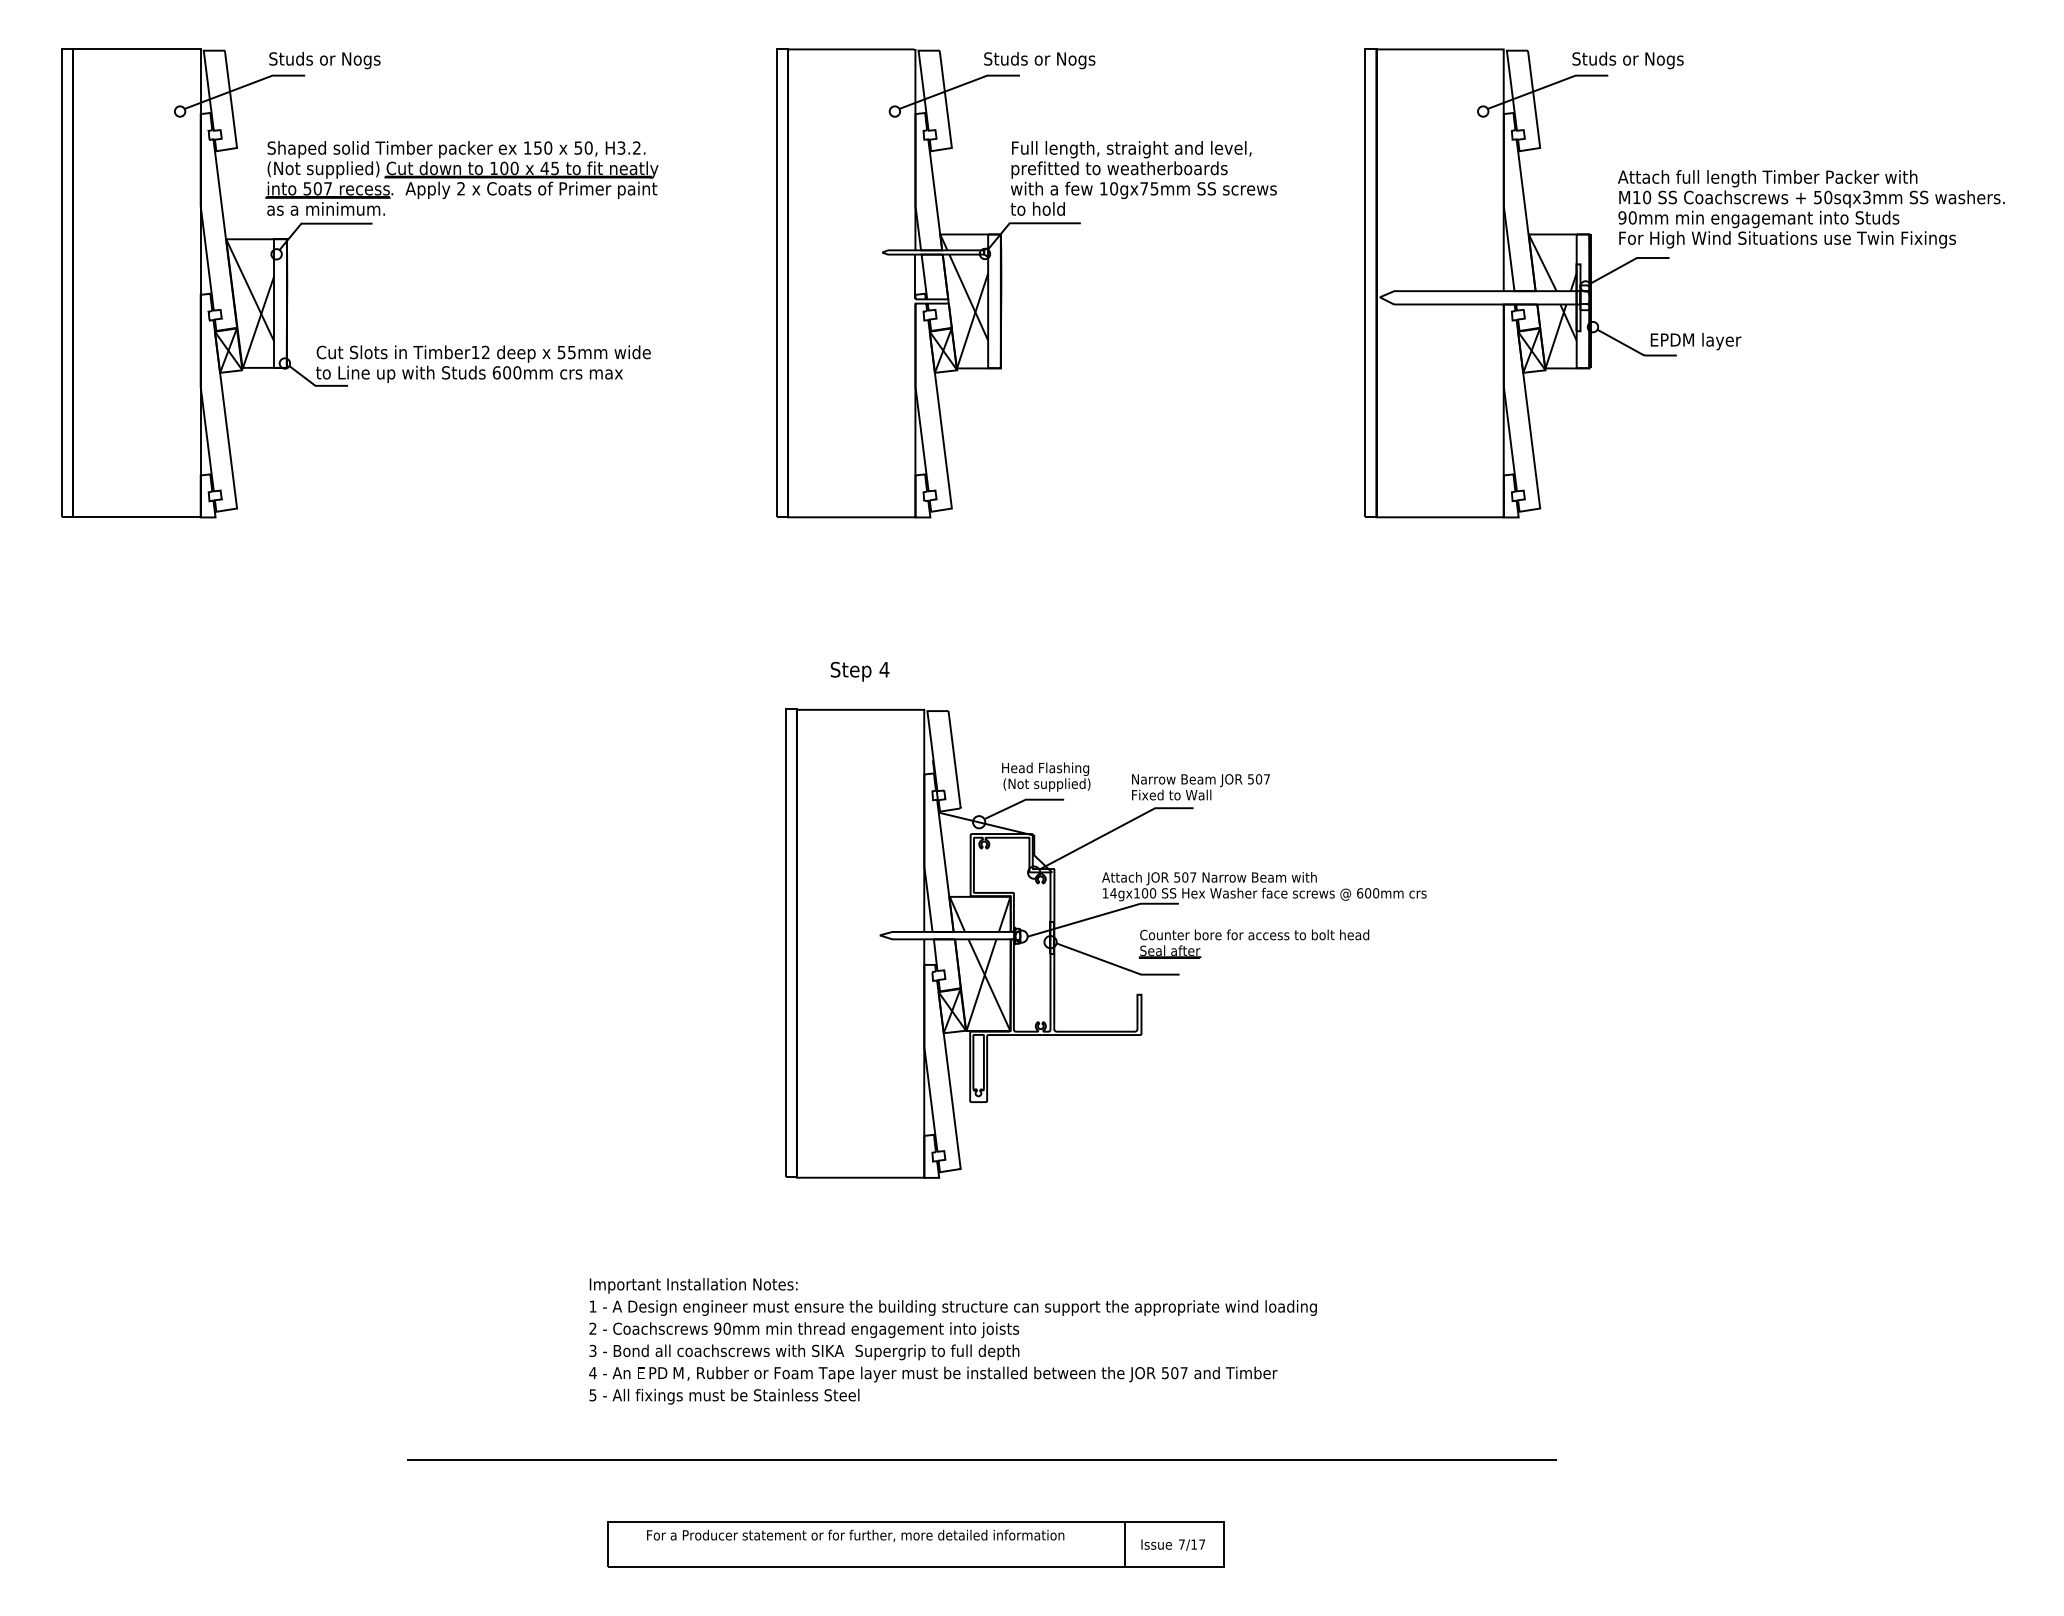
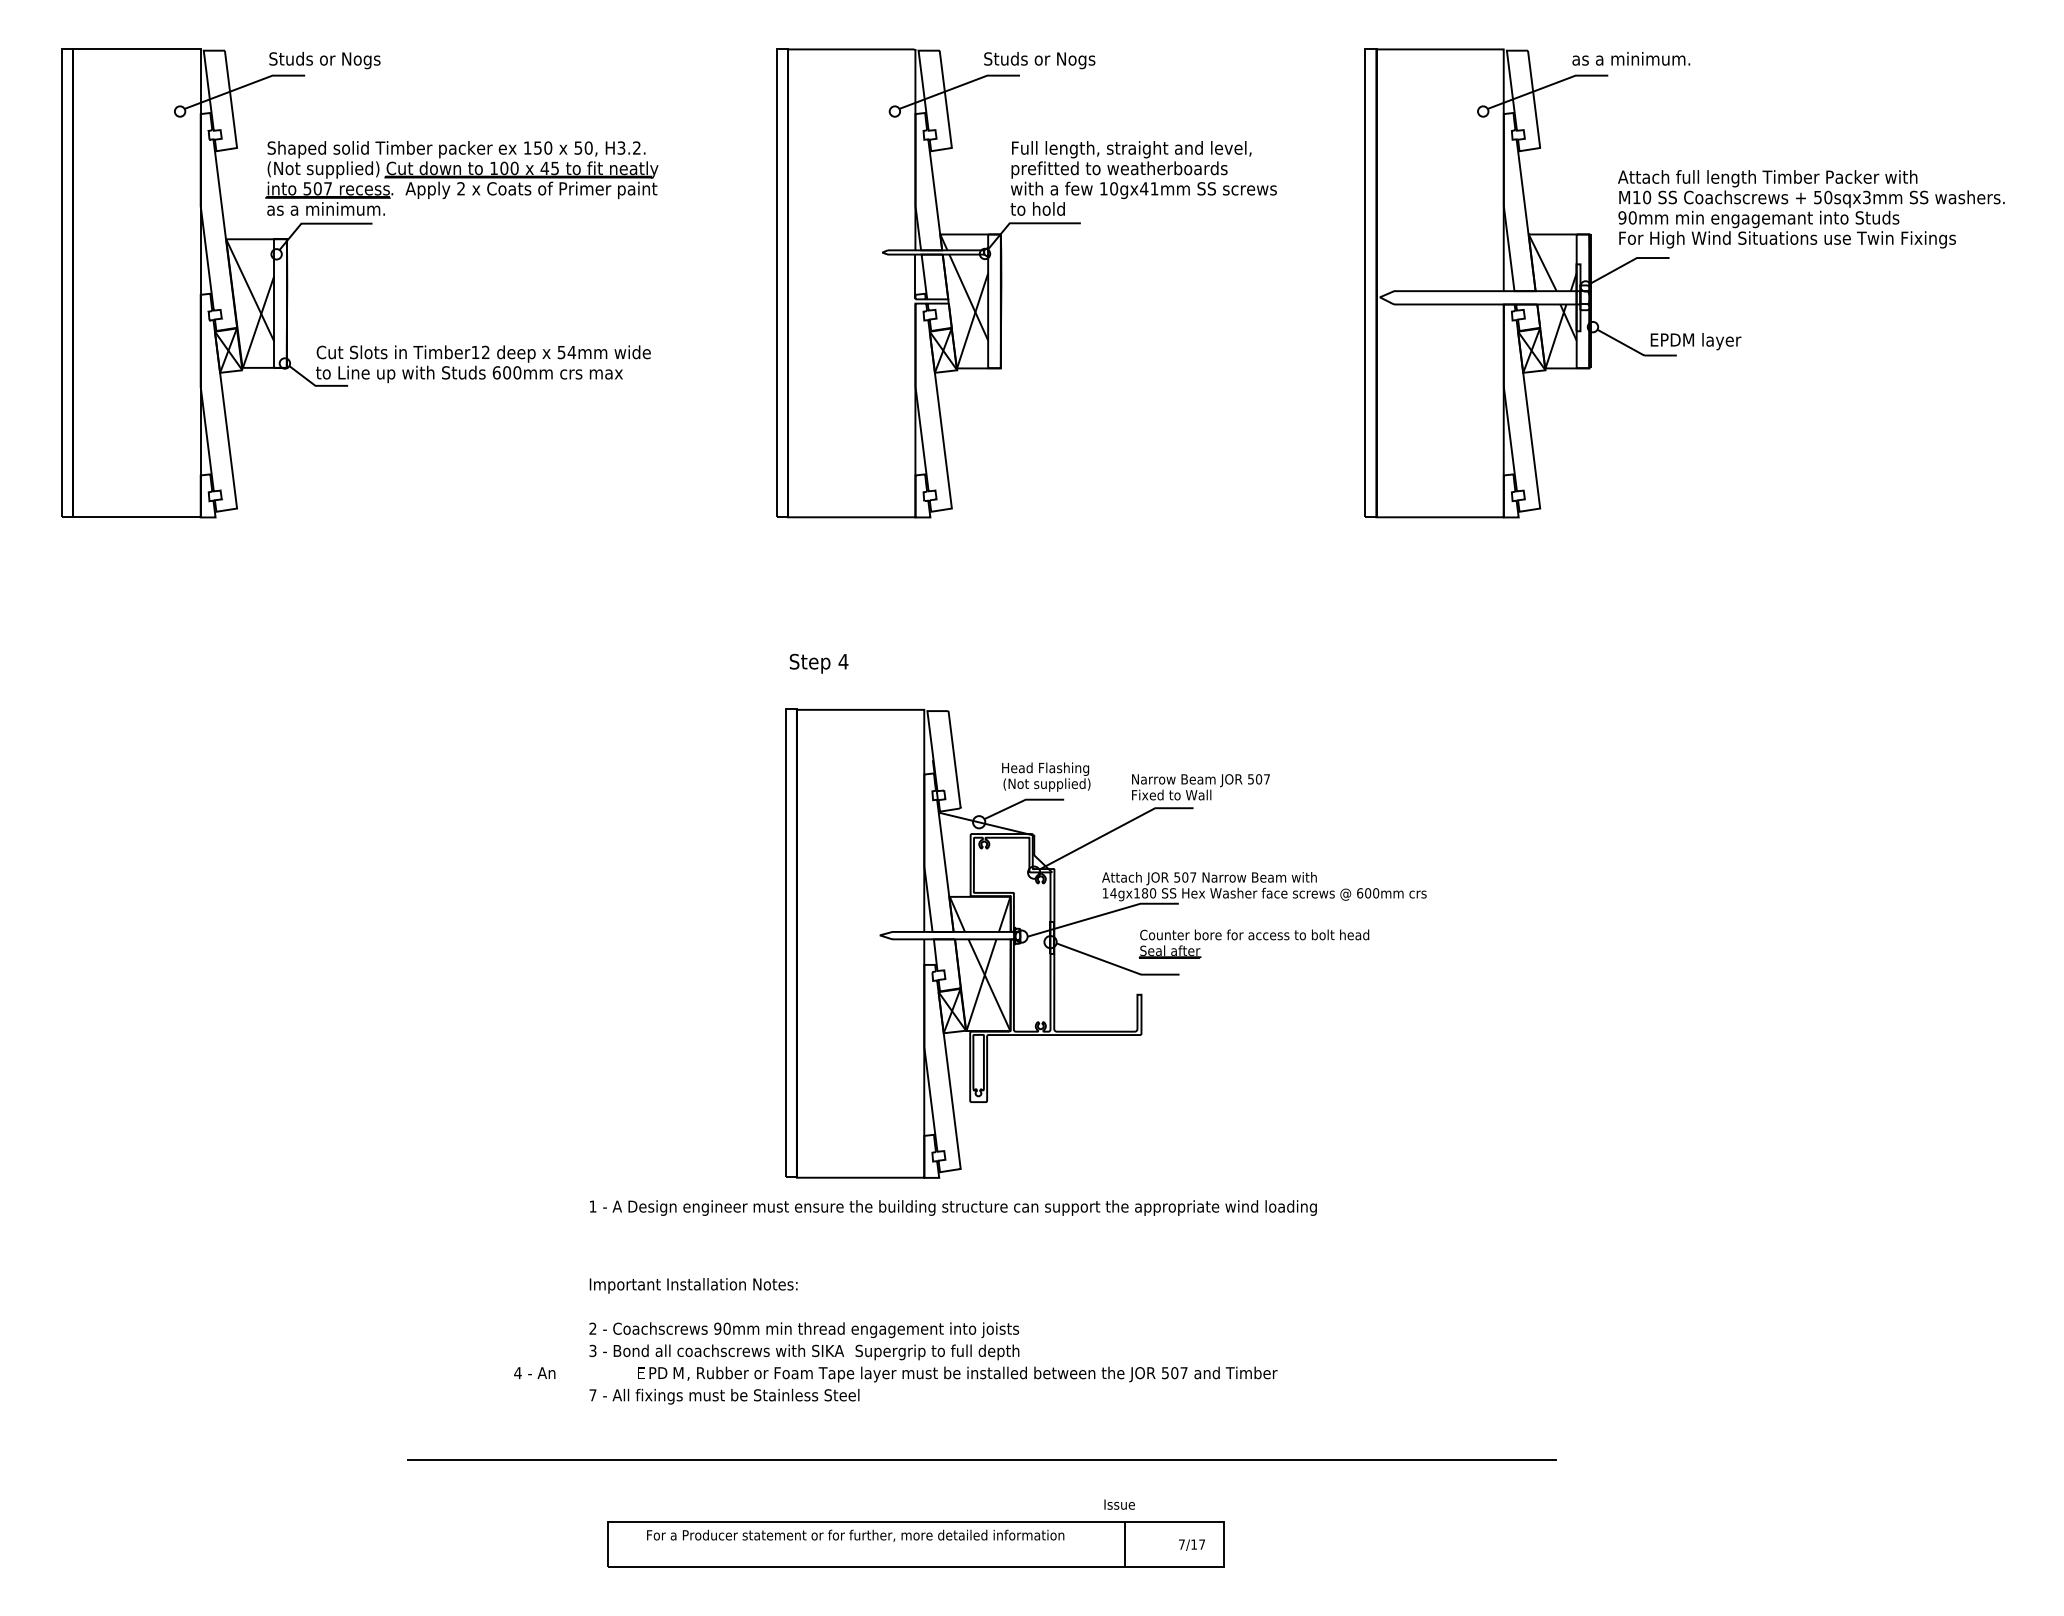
text: Studs or Nogs -> as a minimum. (1631, 60)
text: 10gx75mm -> 10gx41mm (1149, 188)
text: 55mm -> 54mm (571, 352)
text position: (859, 671) -> (818, 663) (818, 663)
text: 14gx100 -> 14gx180 (1144, 893)
text position: (953, 1307) -> (953, 1207) (953, 1207)
text position: (609, 1372) -> (534, 1372) (534, 1372)
text: 5 -> 7 (592, 1395)
text position: (1156, 1544) -> (1119, 1504) (1119, 1504)
